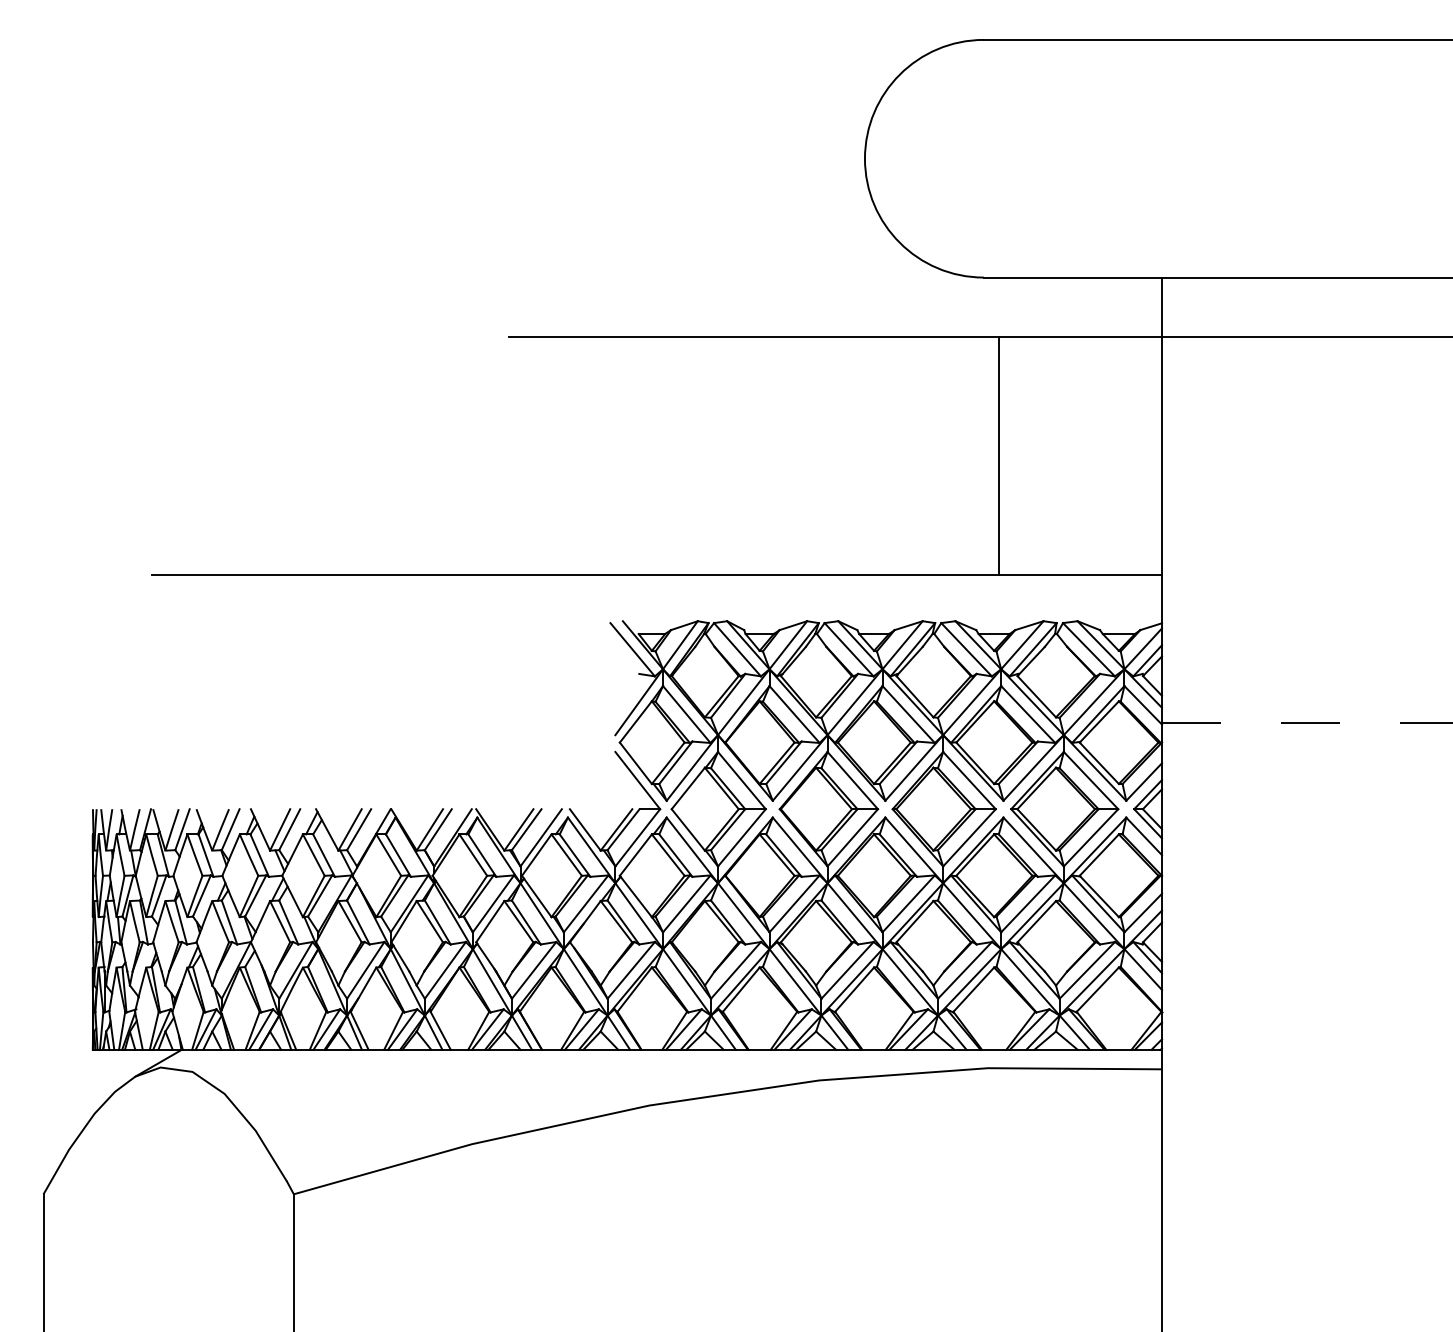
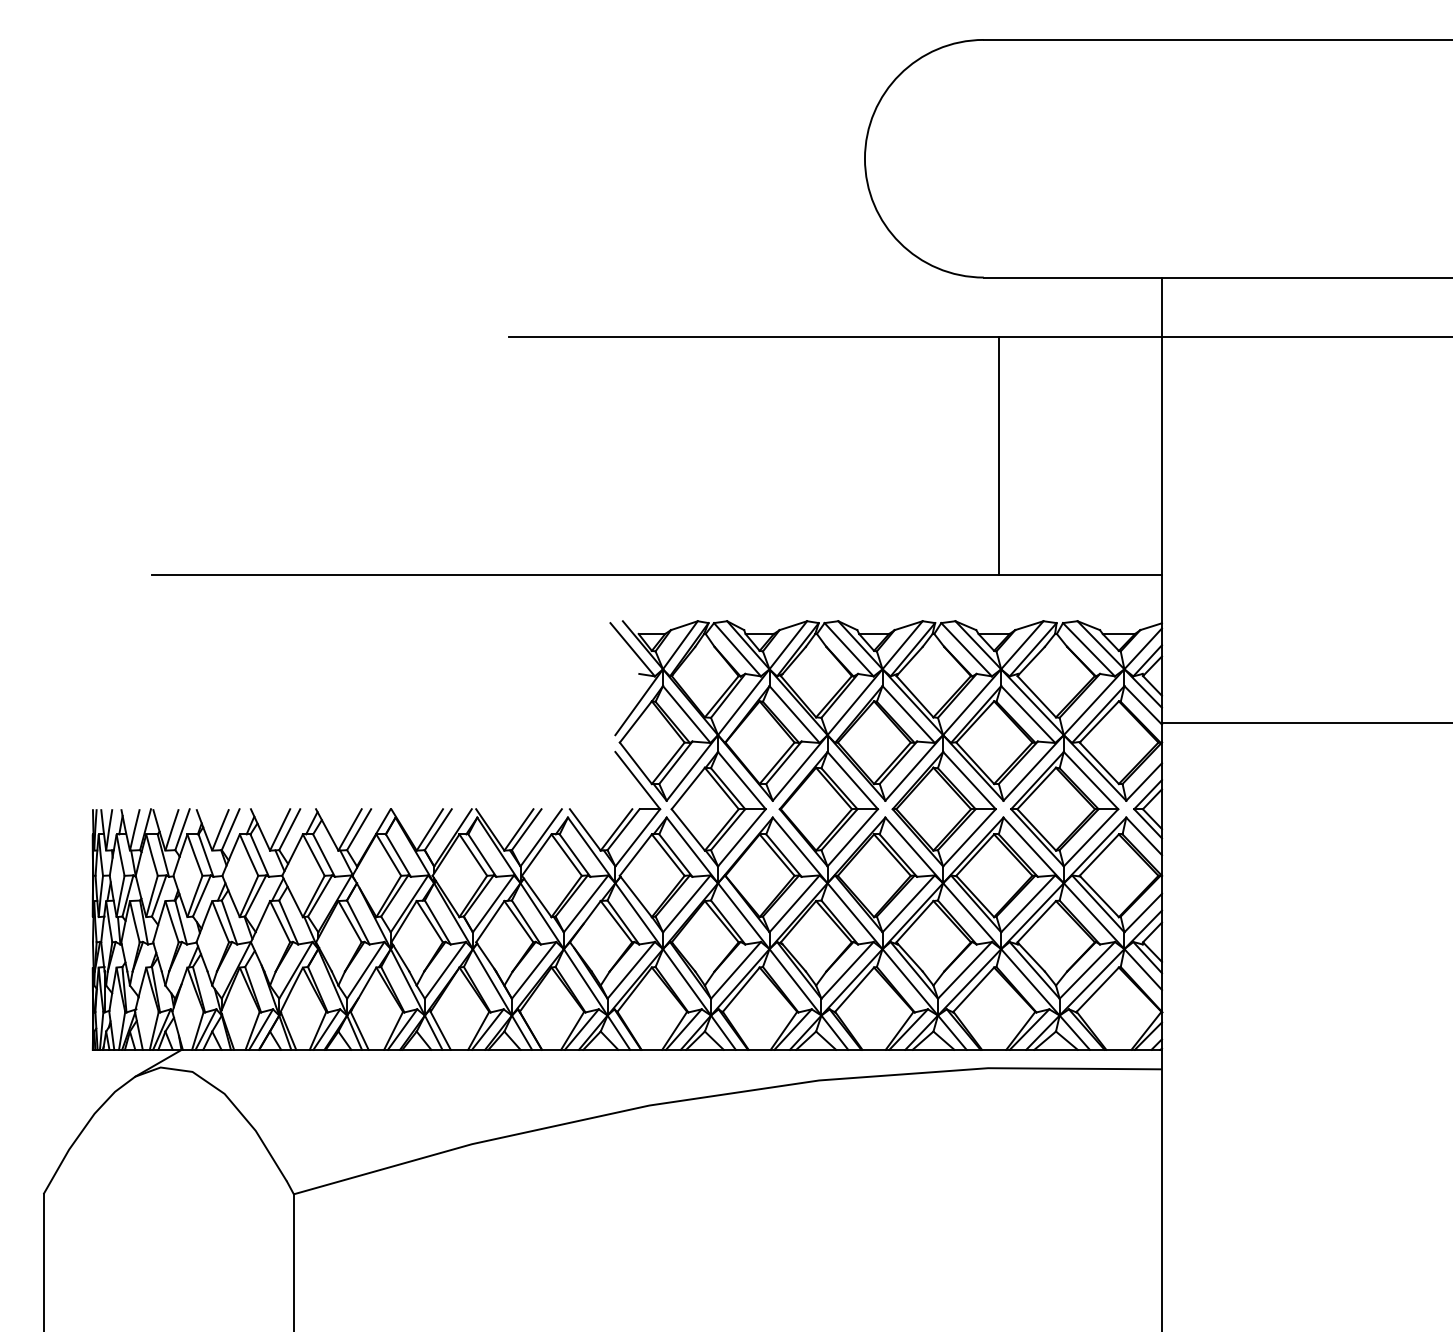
line: dashed -> solid (1307, 723)
